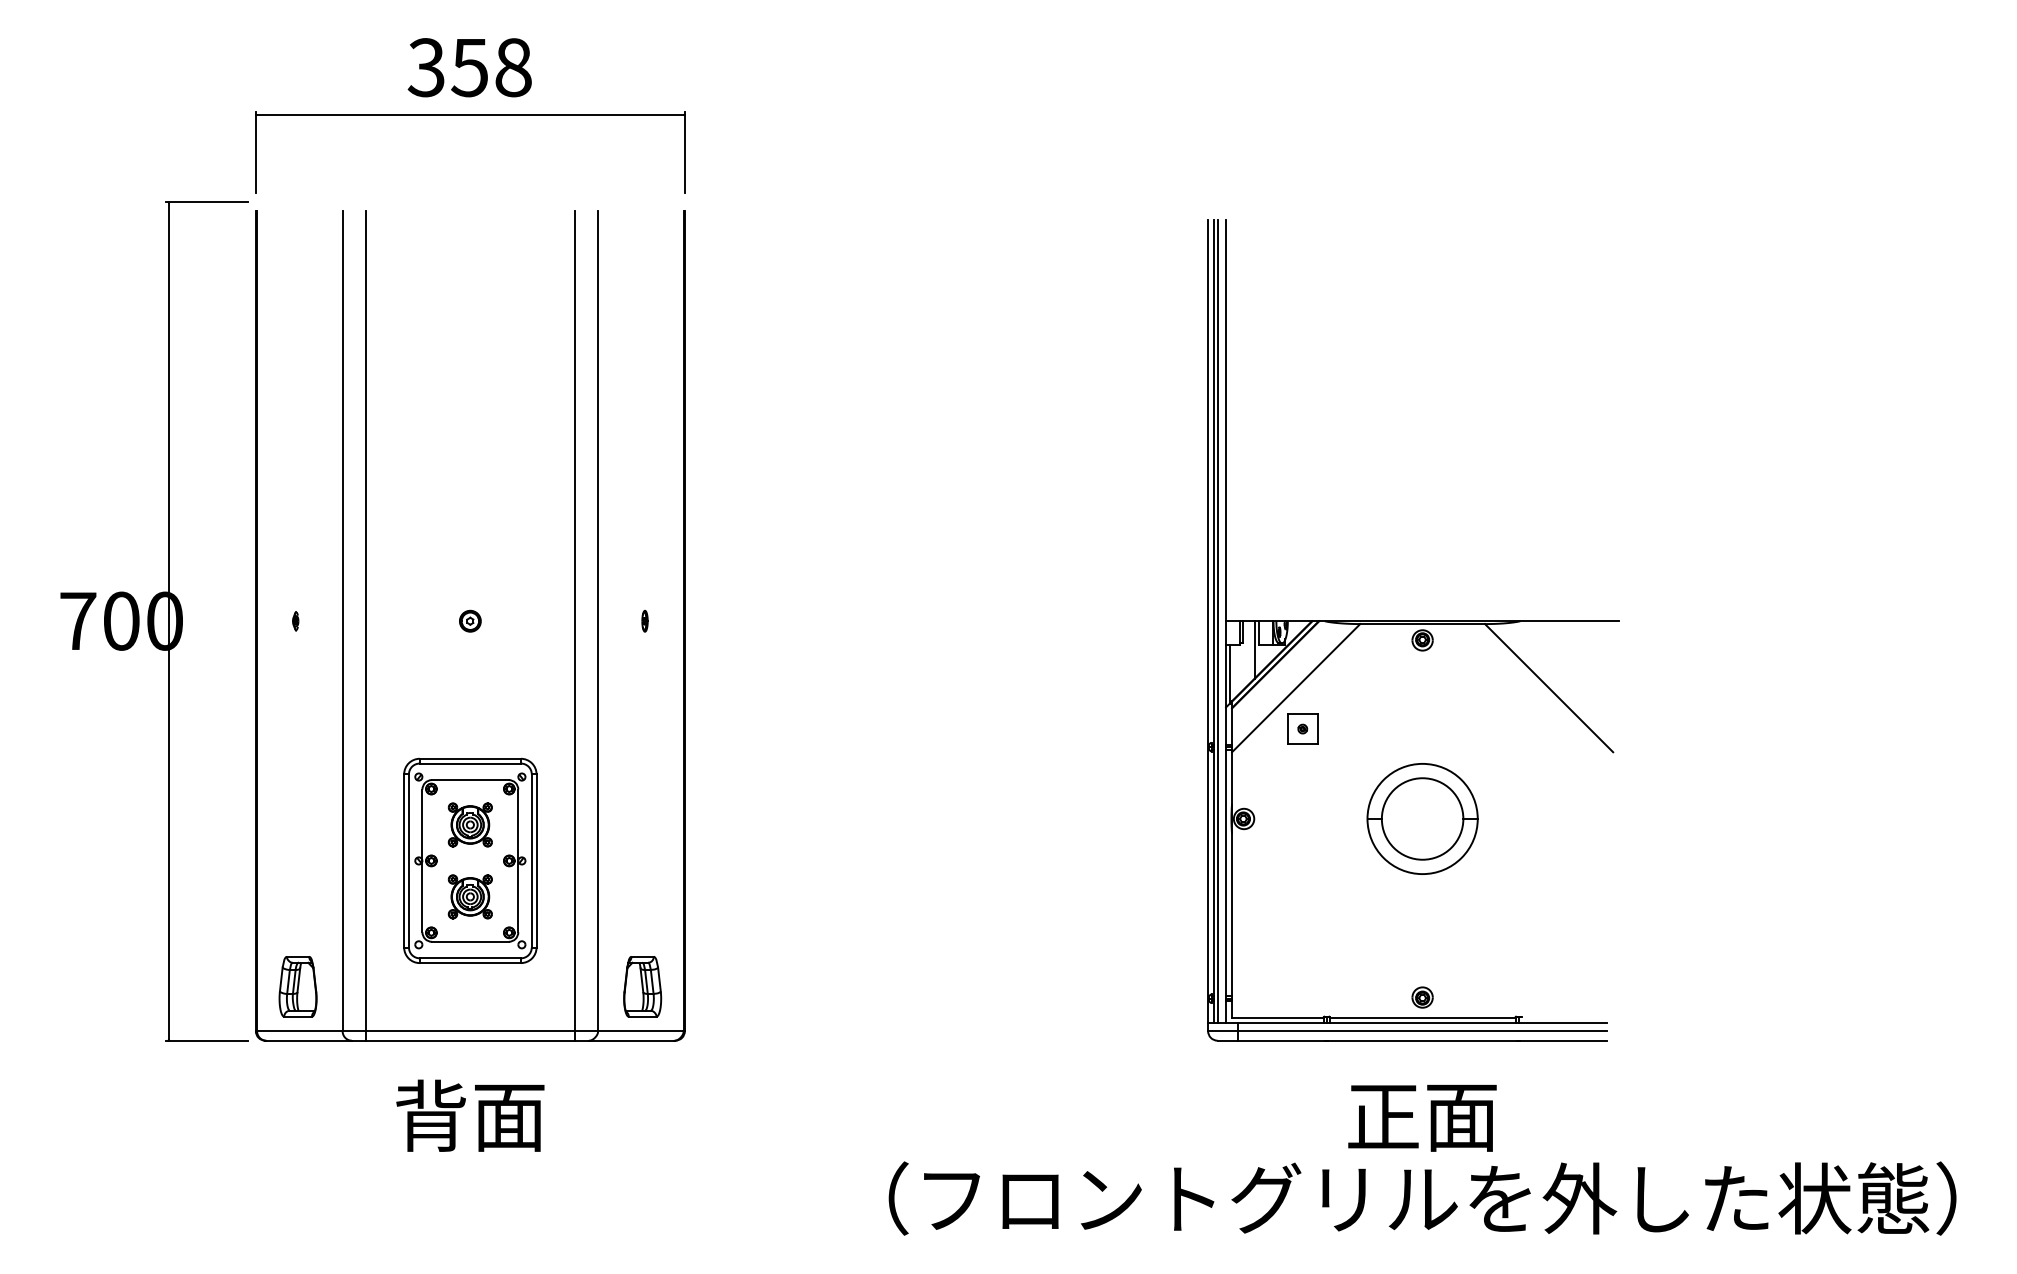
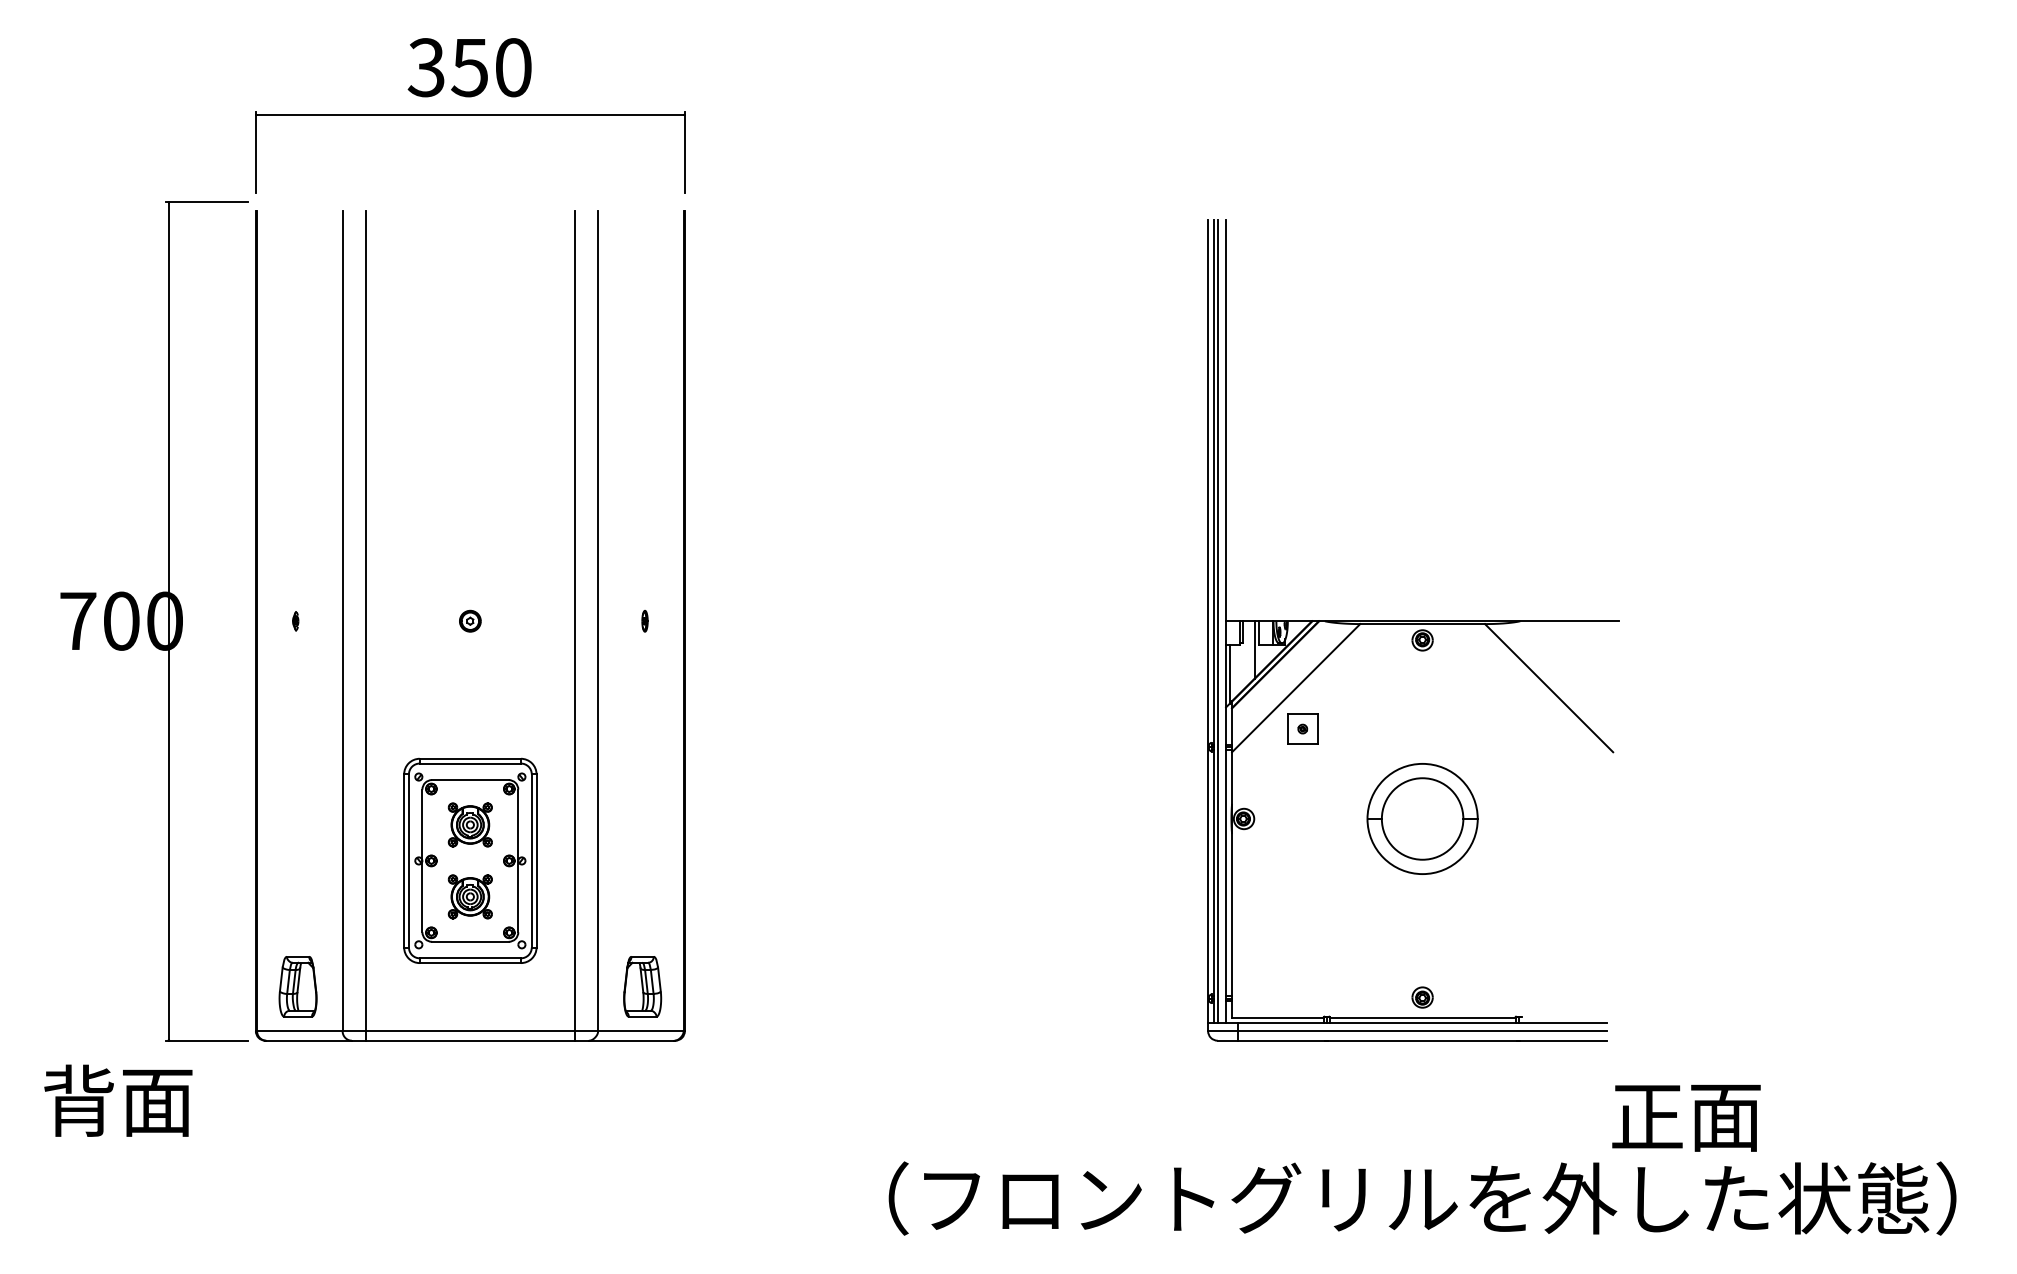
text: 358 -> 350 (513, 67)
text position: (470, 1115) -> (118, 1100) (118, 1100)
text position: (1422, 1117) -> (1686, 1117) (1686, 1117)
